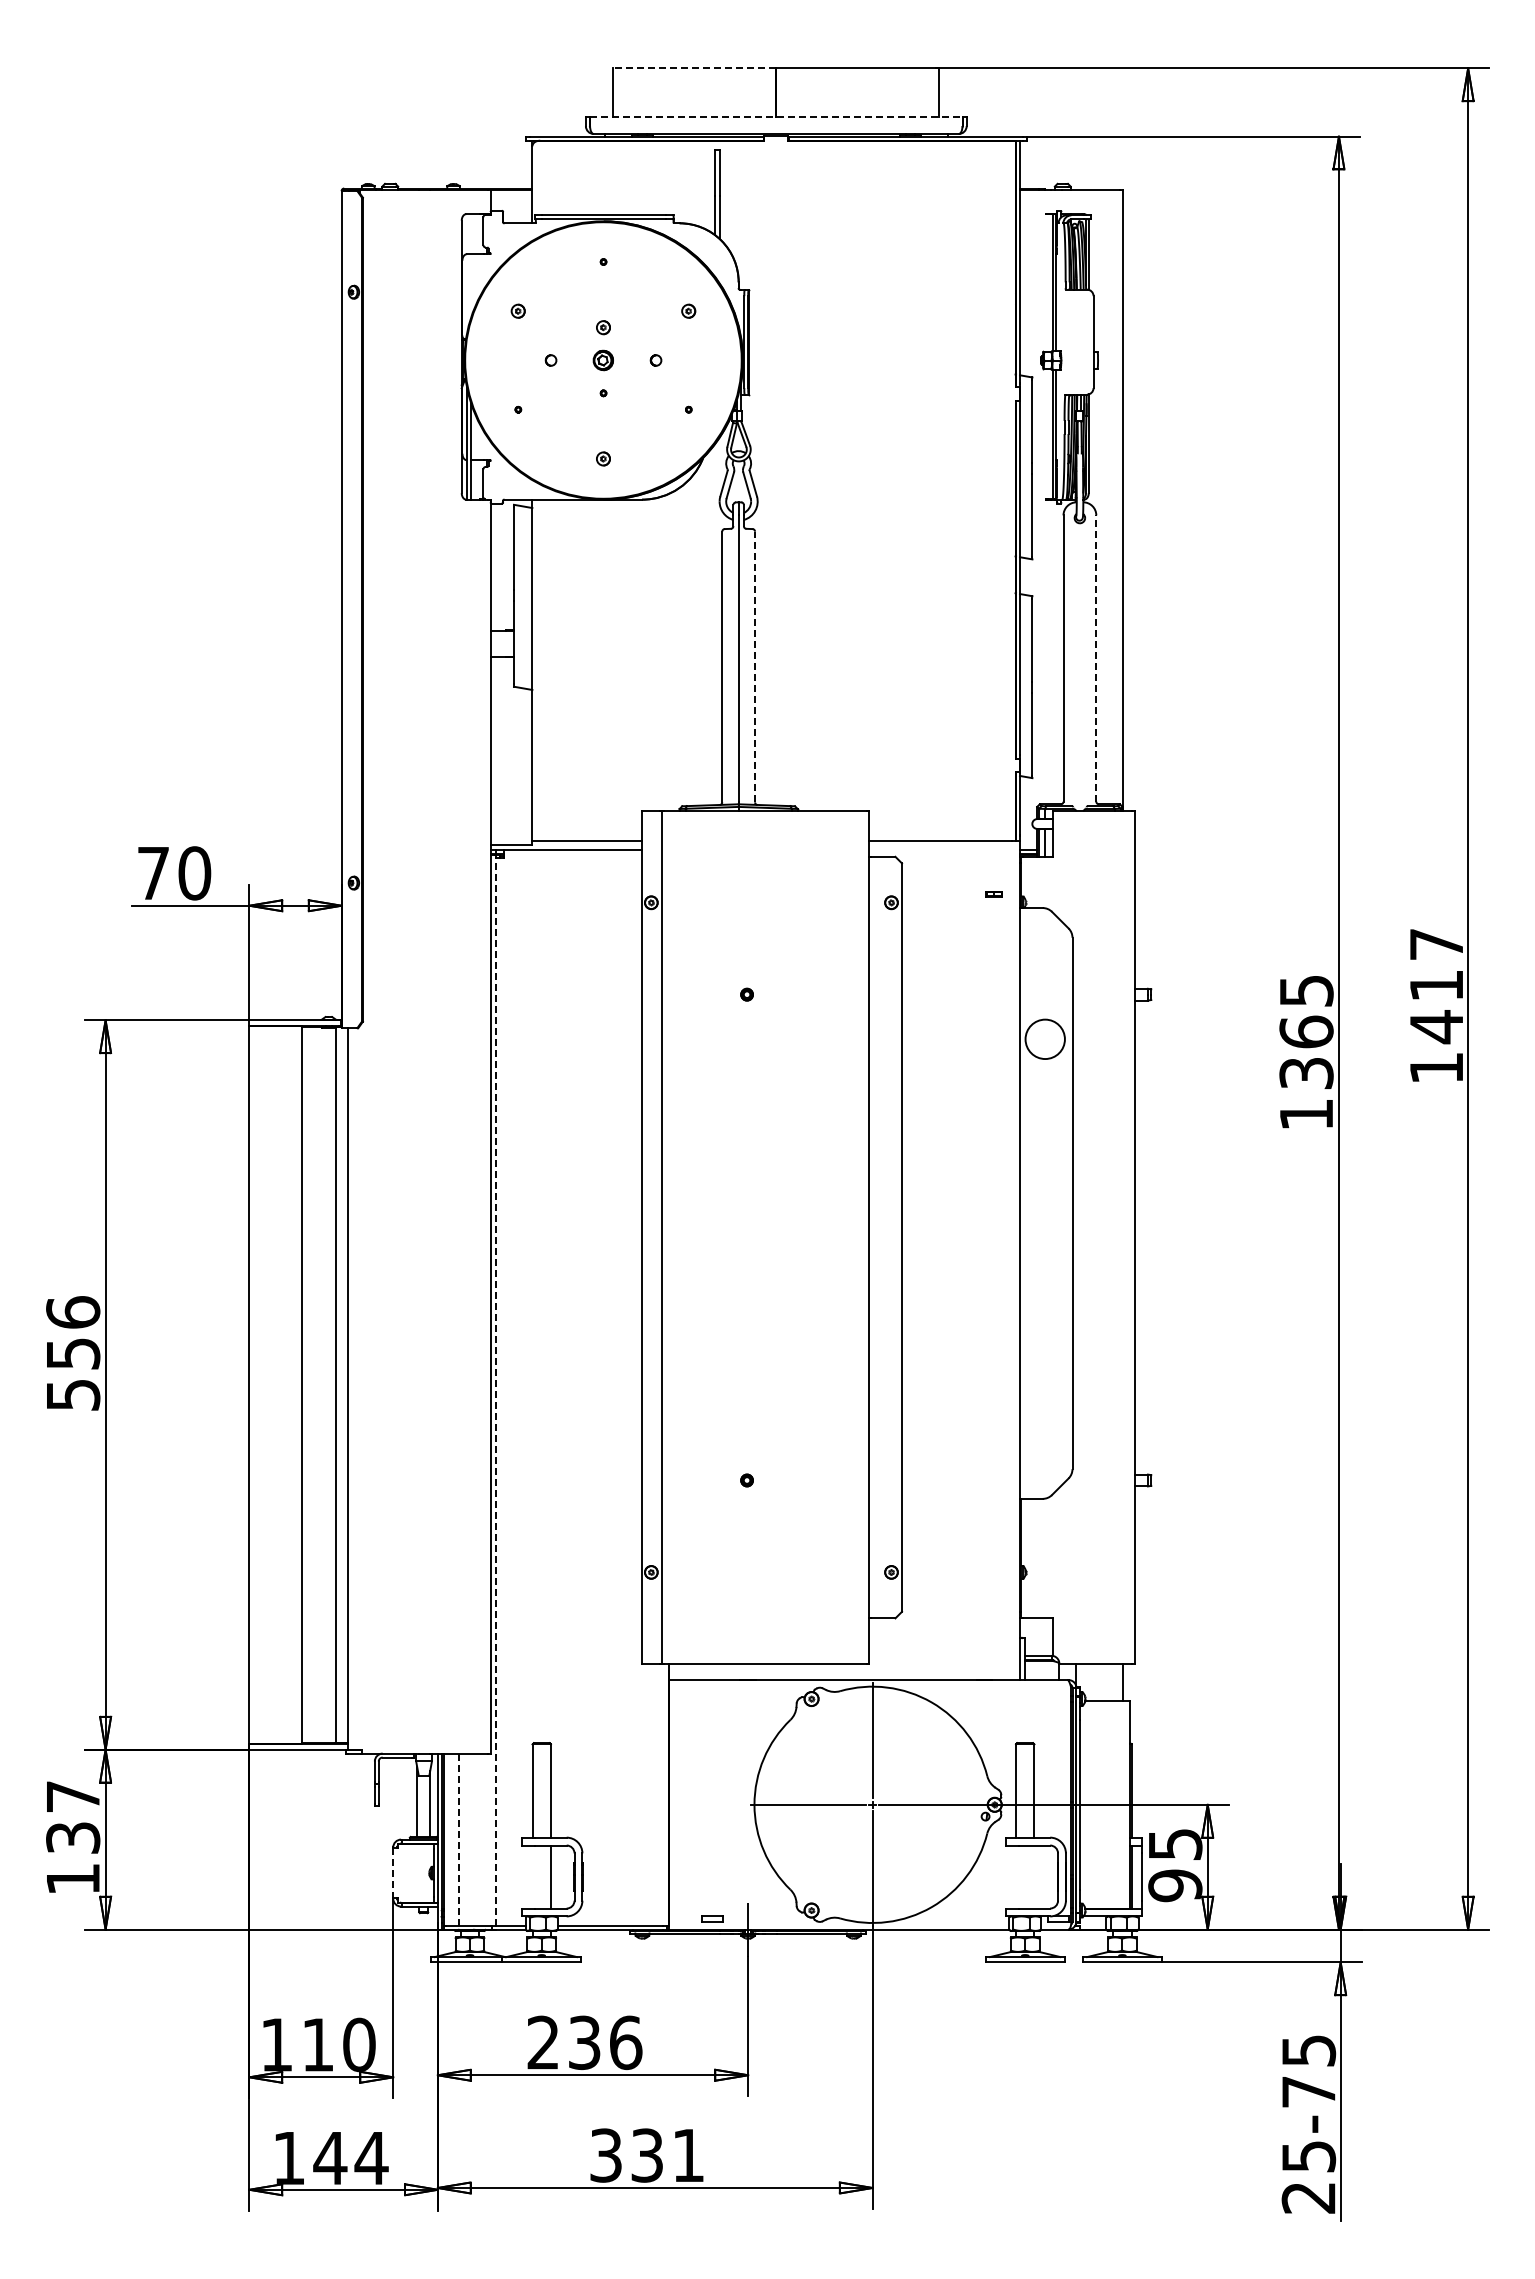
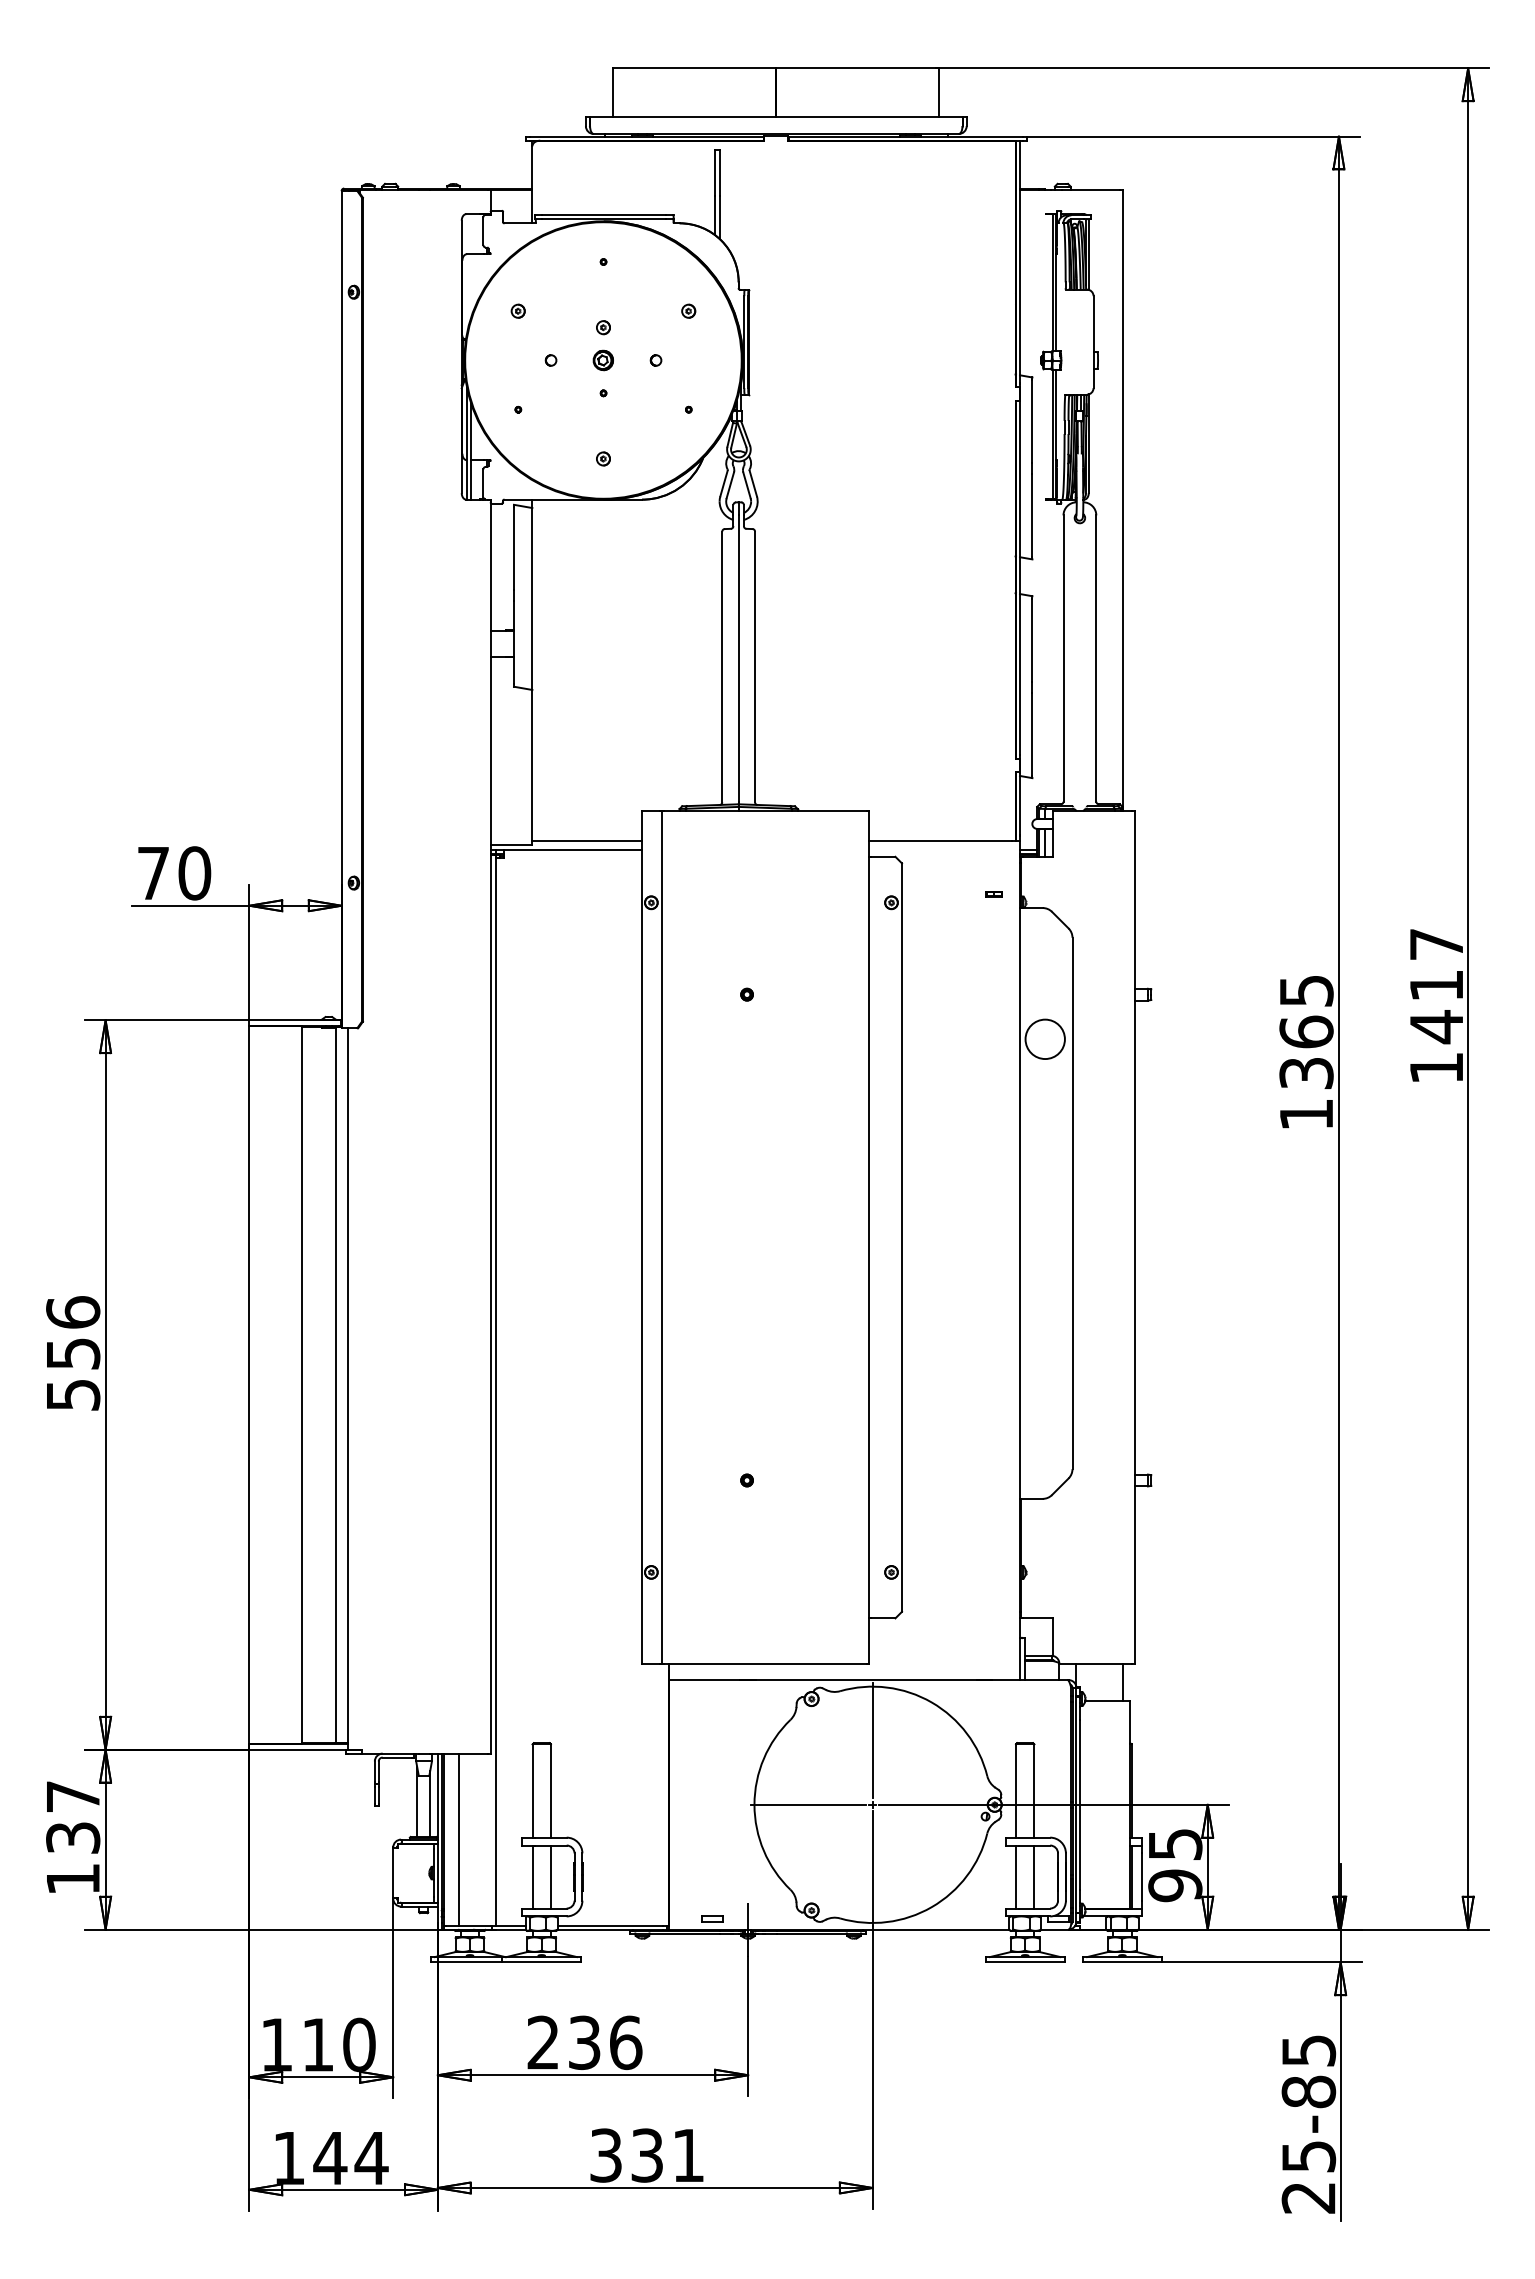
line: dashed -> solid (694, 68)
line: dashed -> solid (776, 116)
line: dashed -> solid (1096, 658)
line: dashed -> solid (755, 666)
line: dashed -> solid (495, 1391)
line: dashed -> solid (458, 1839)
line: dashed -> solid (393, 1873)
line: none -> present (532, 1876)
line: none -> present (1016, 1876)
line: none -> present (1034, 1876)
text: 25-75 -> 25-85 (1308, 2091)
